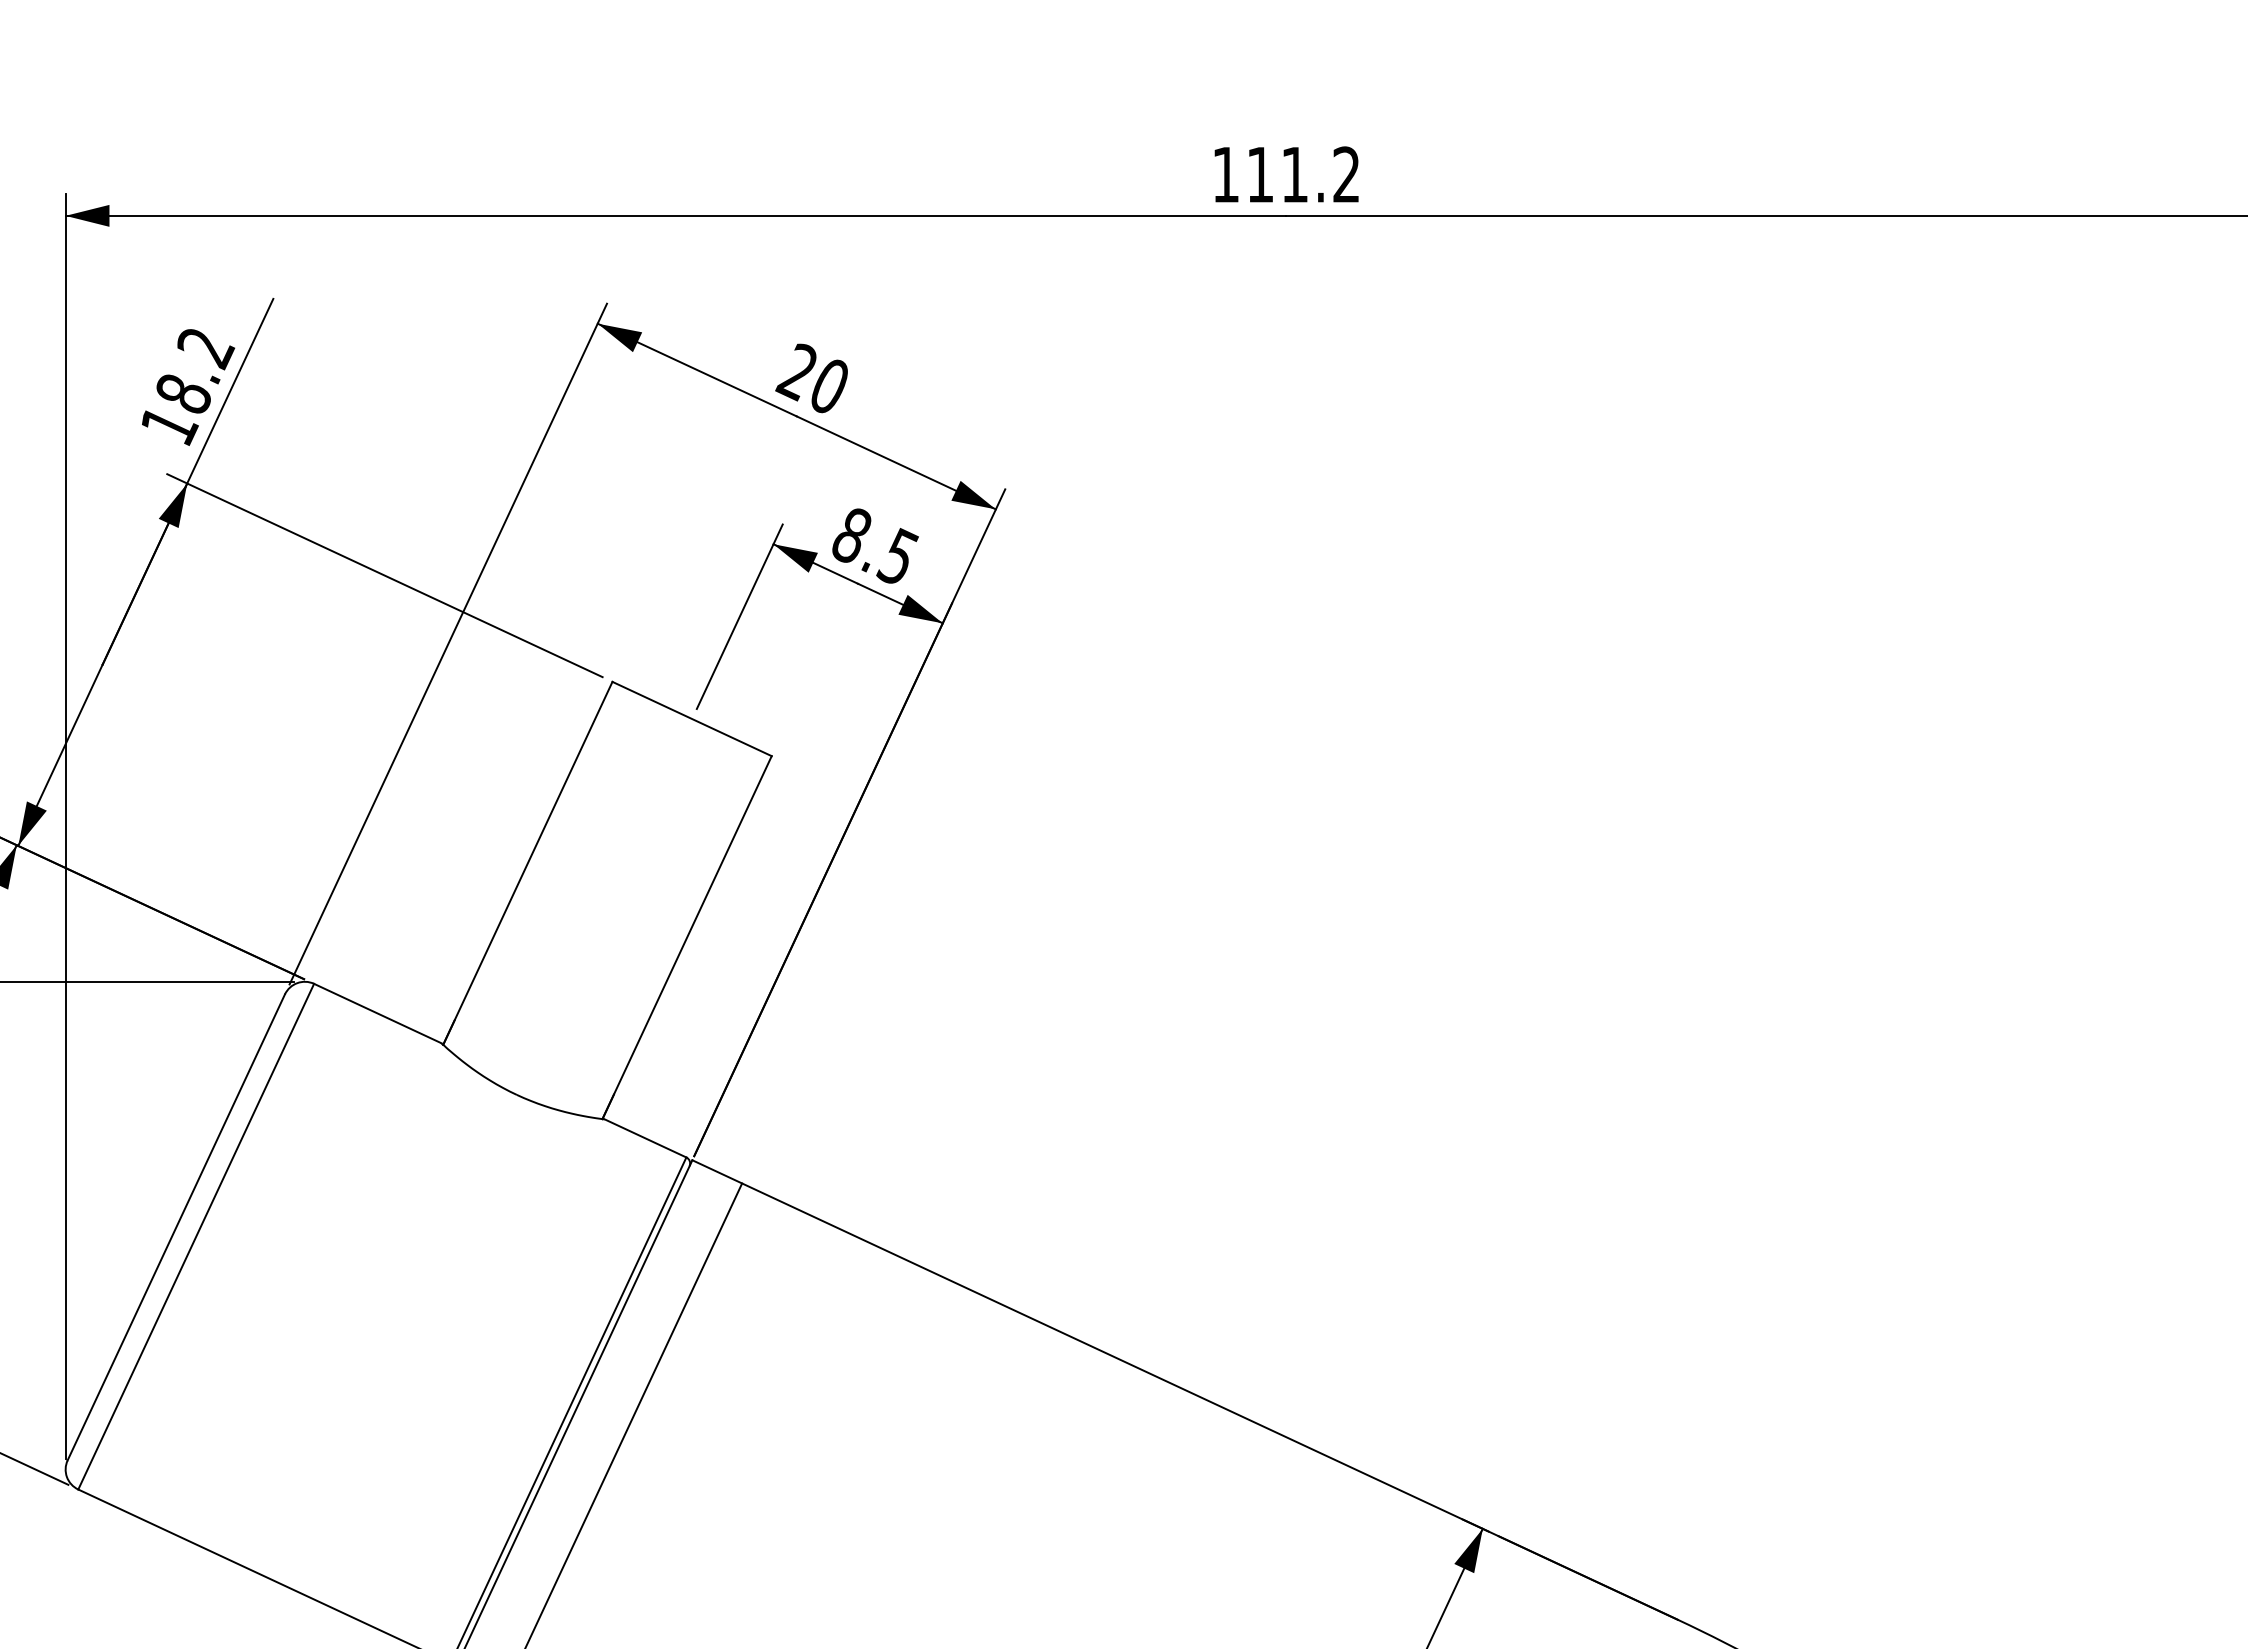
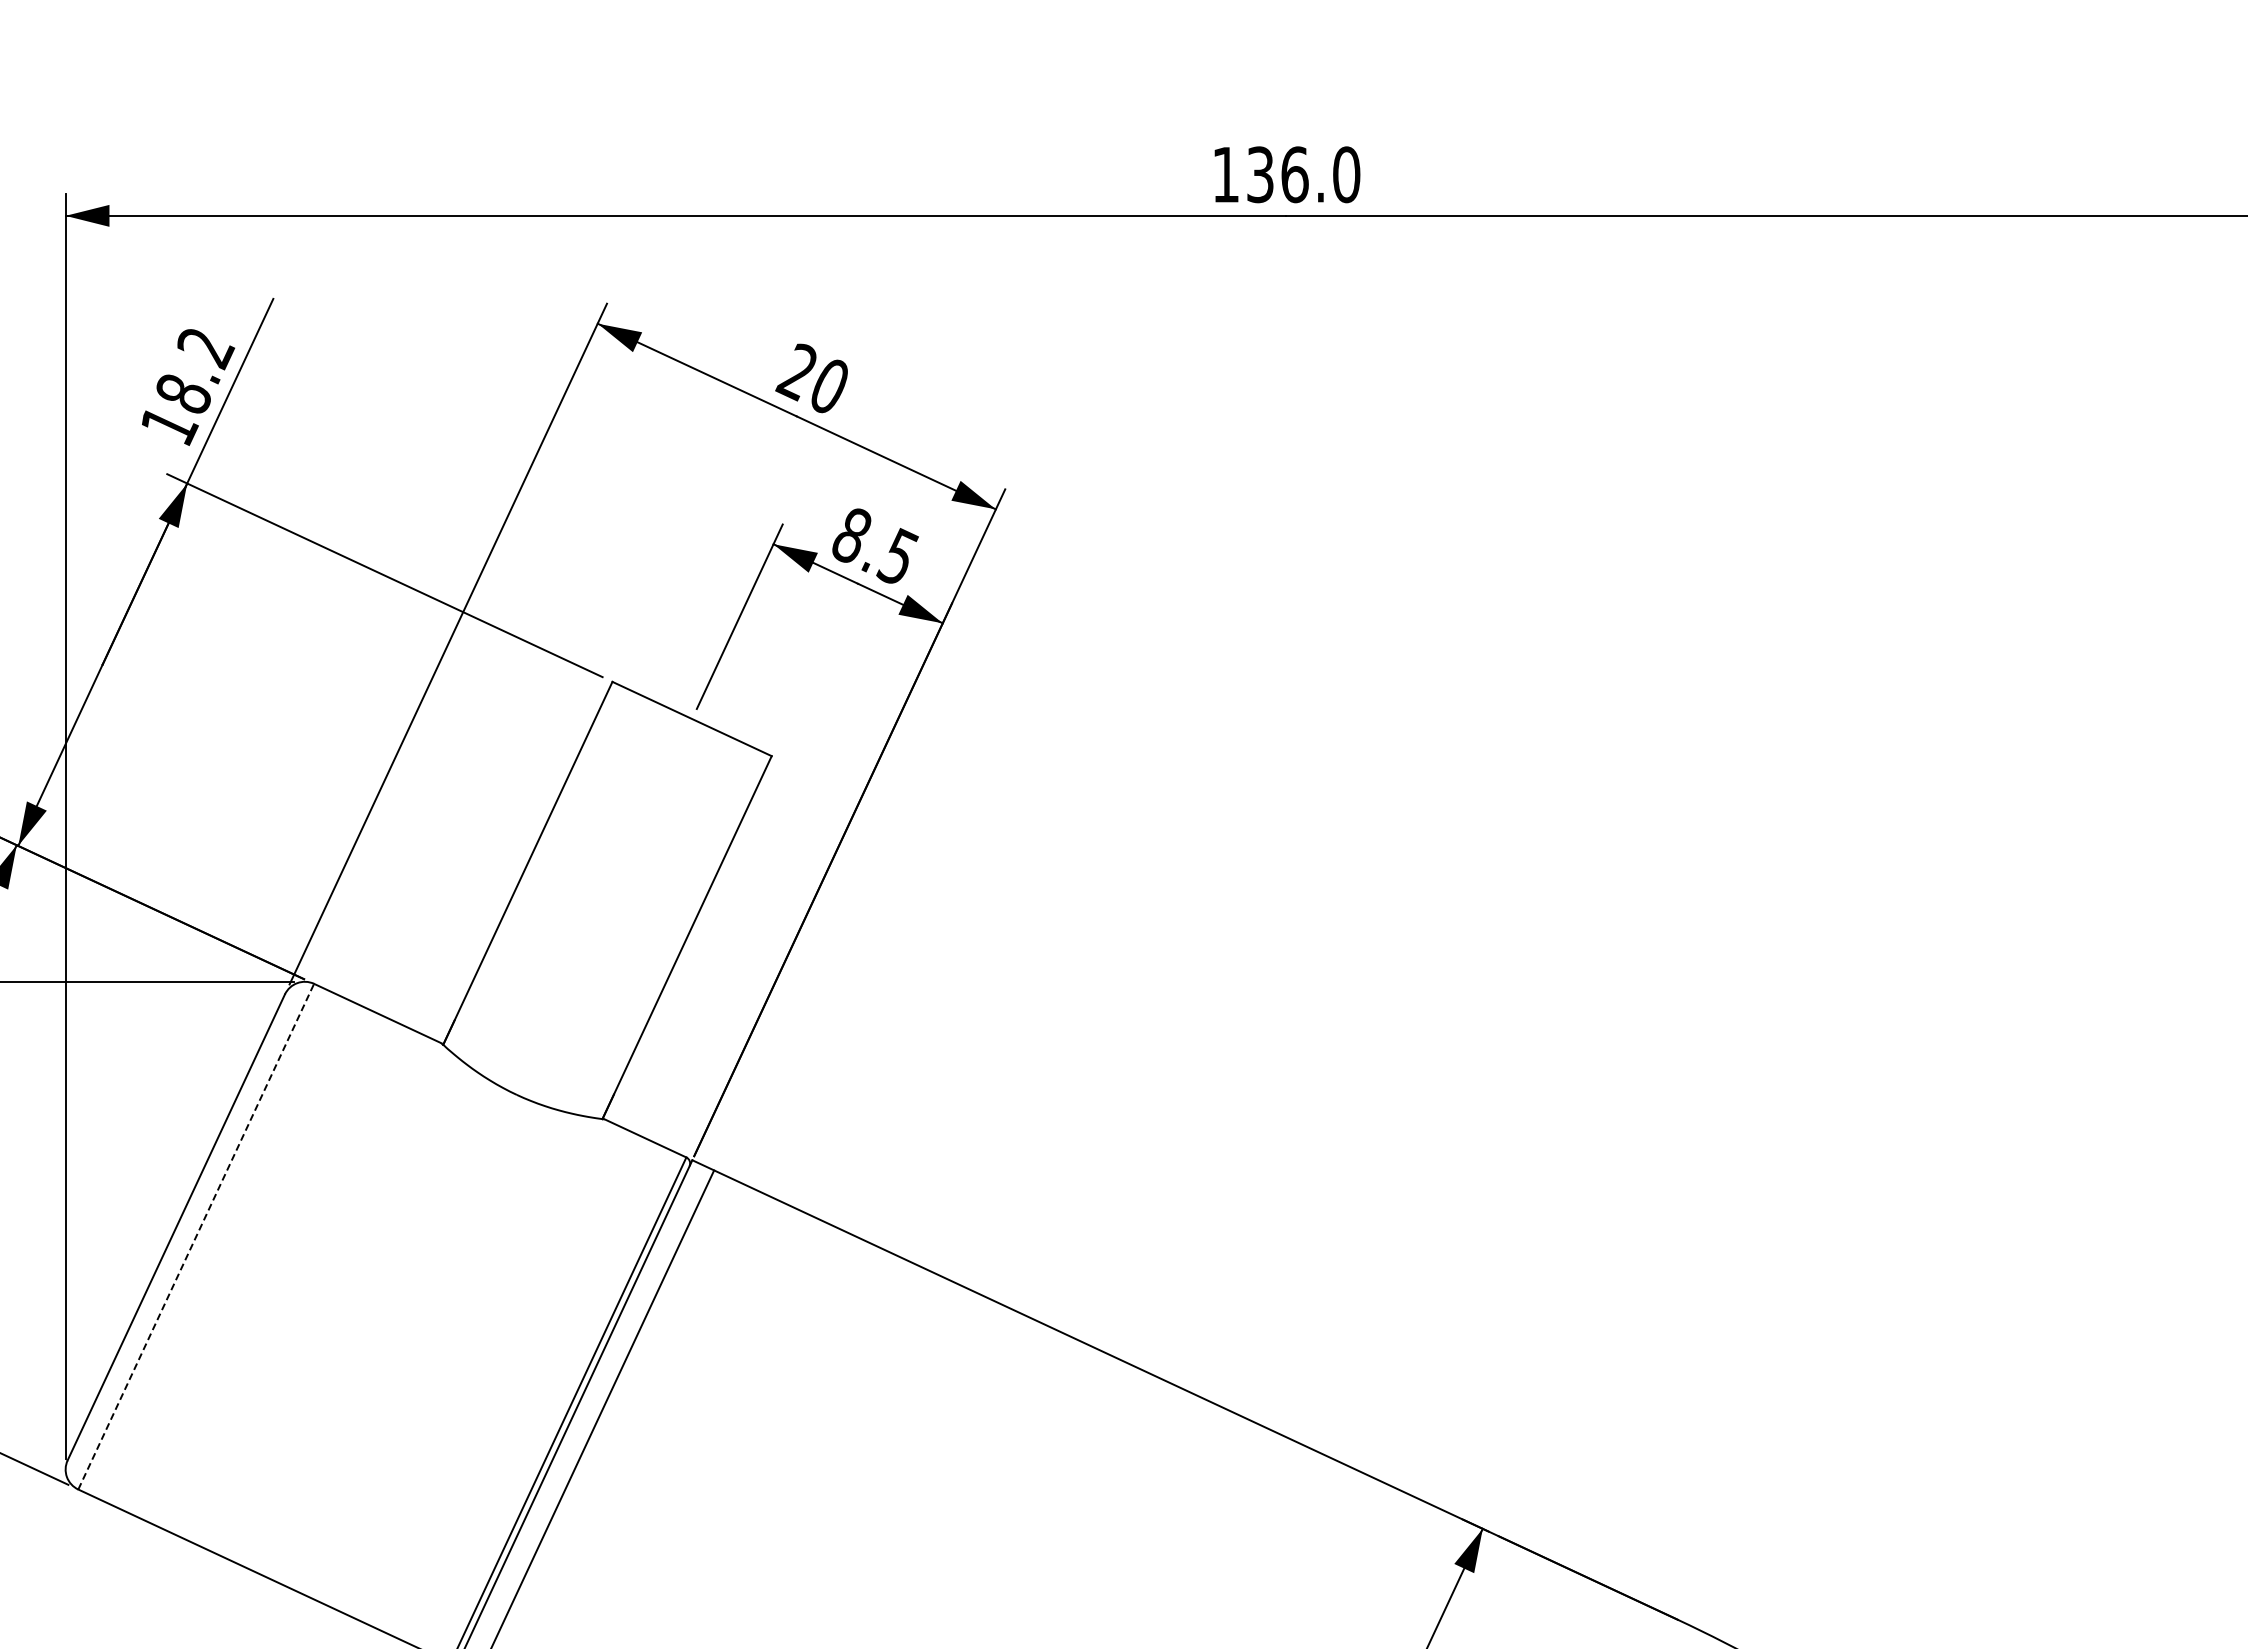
text: 111.2 -> 136.0 (1303, 174)
line: solid -> dashed (196, 1236)
line position: (634, 1414) -> (603, 1407) (603, 1407)
